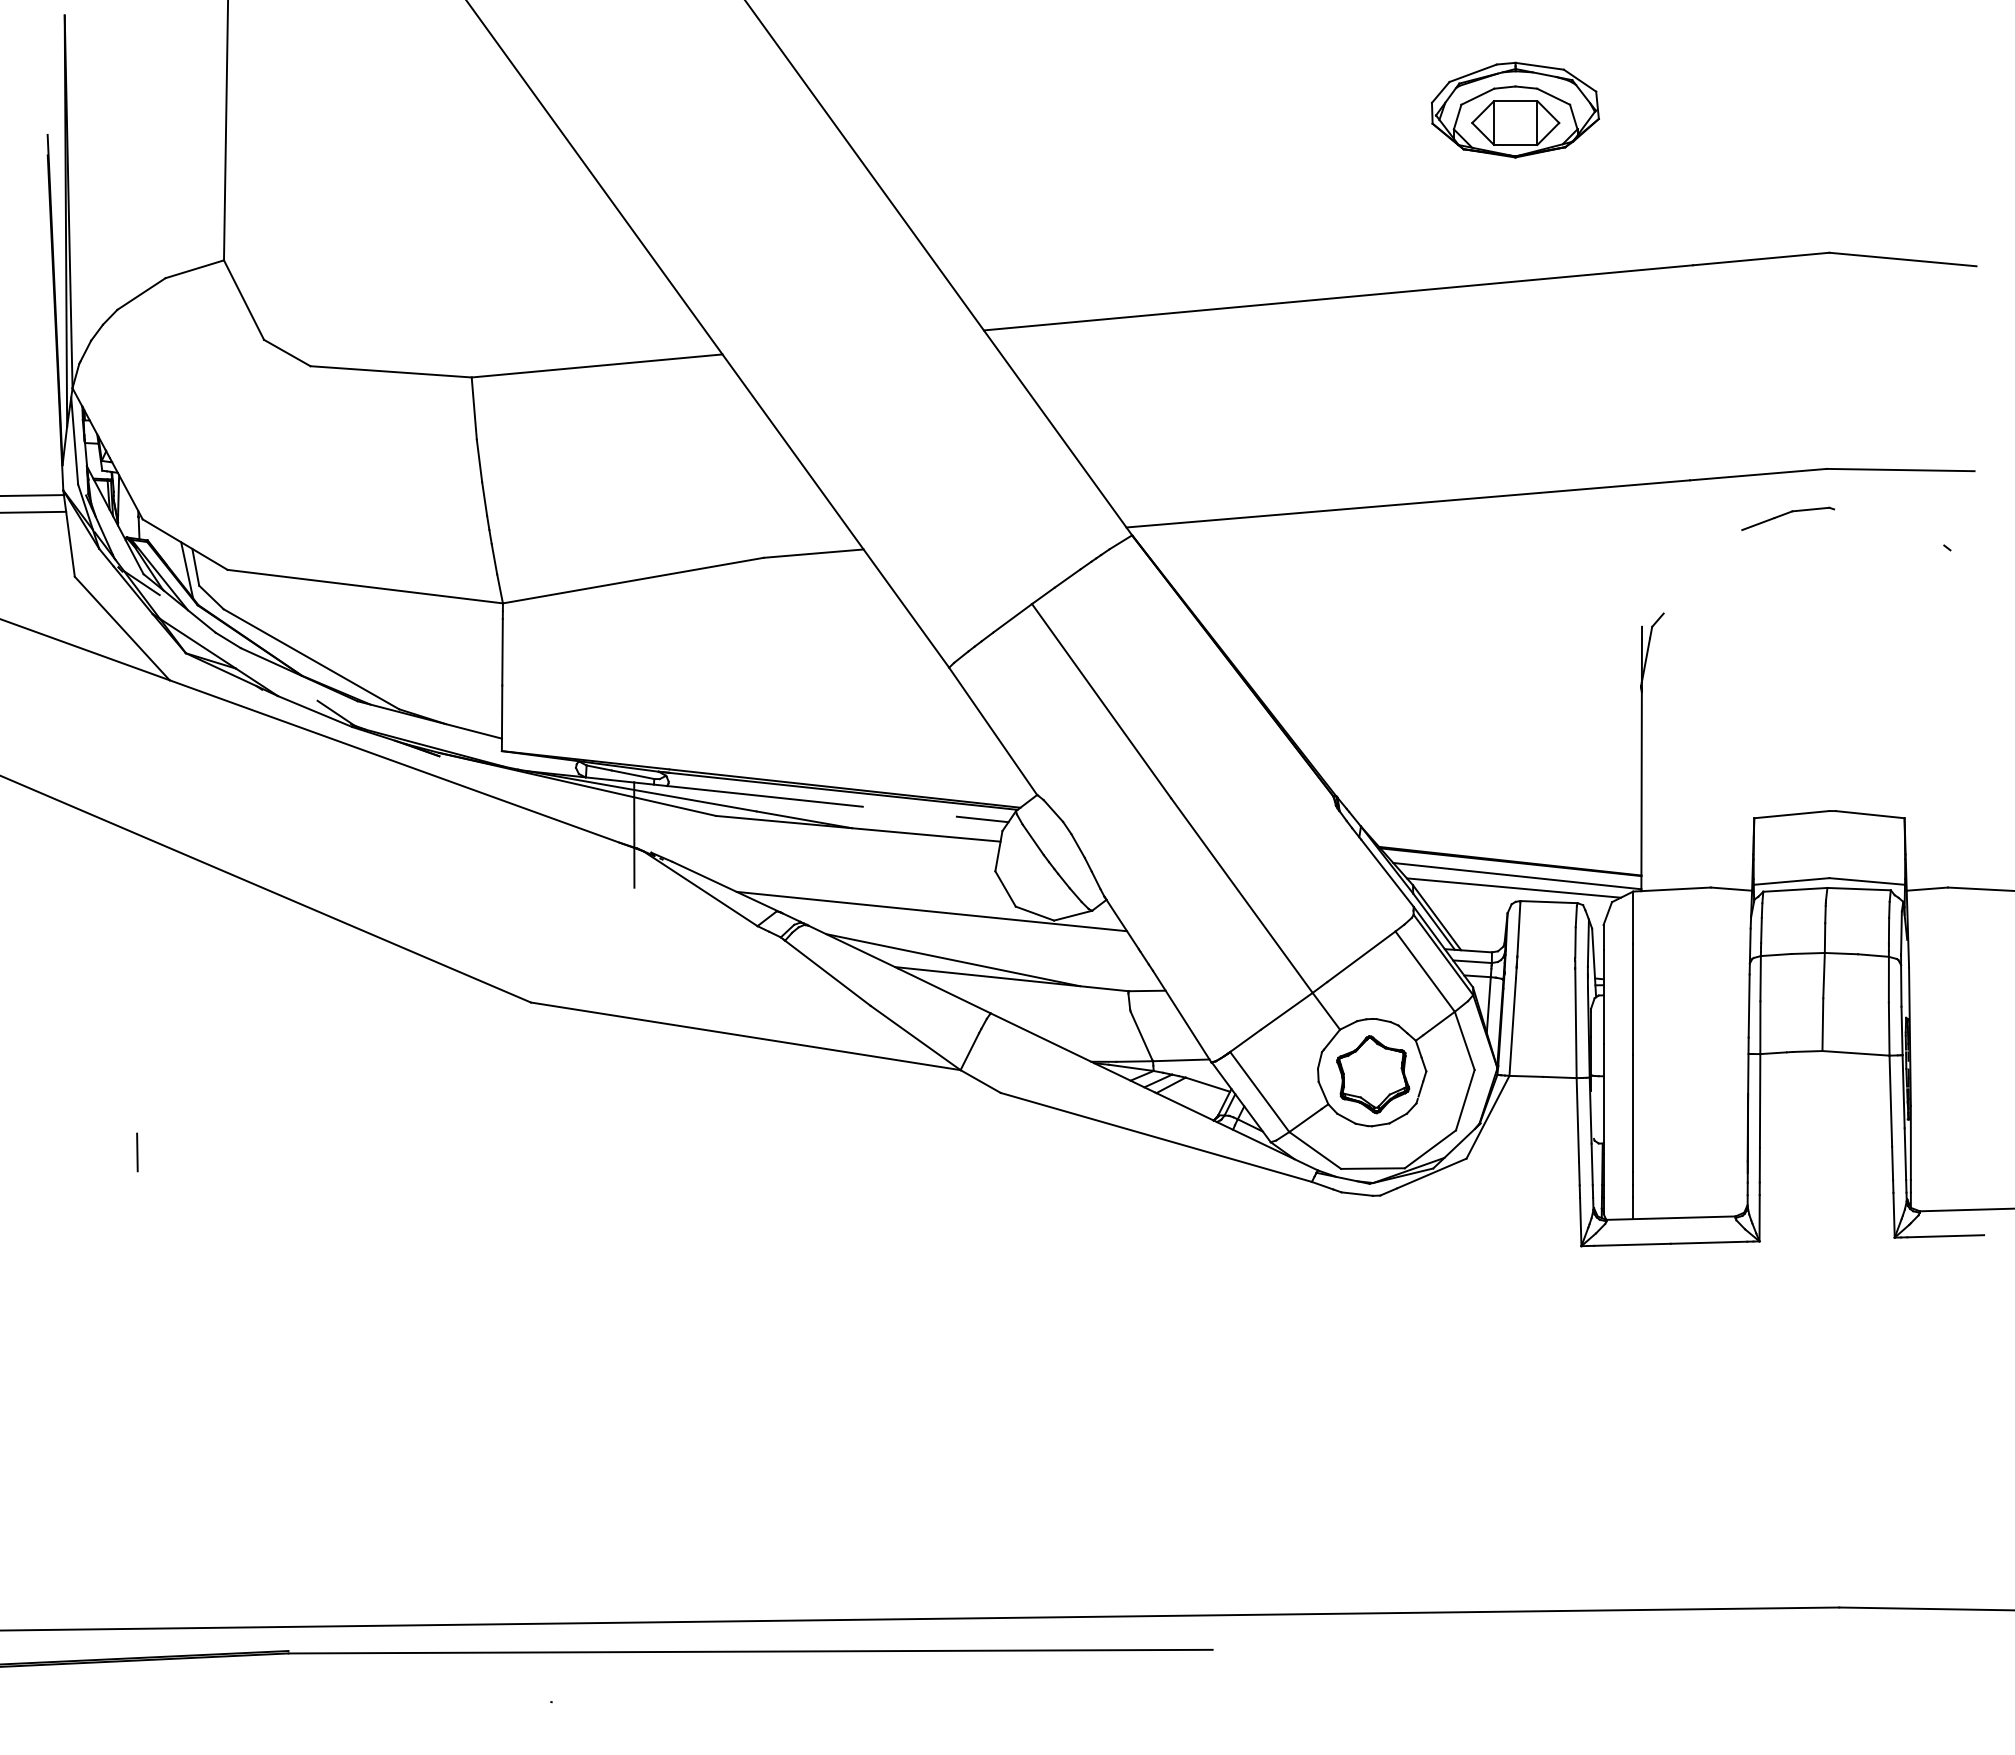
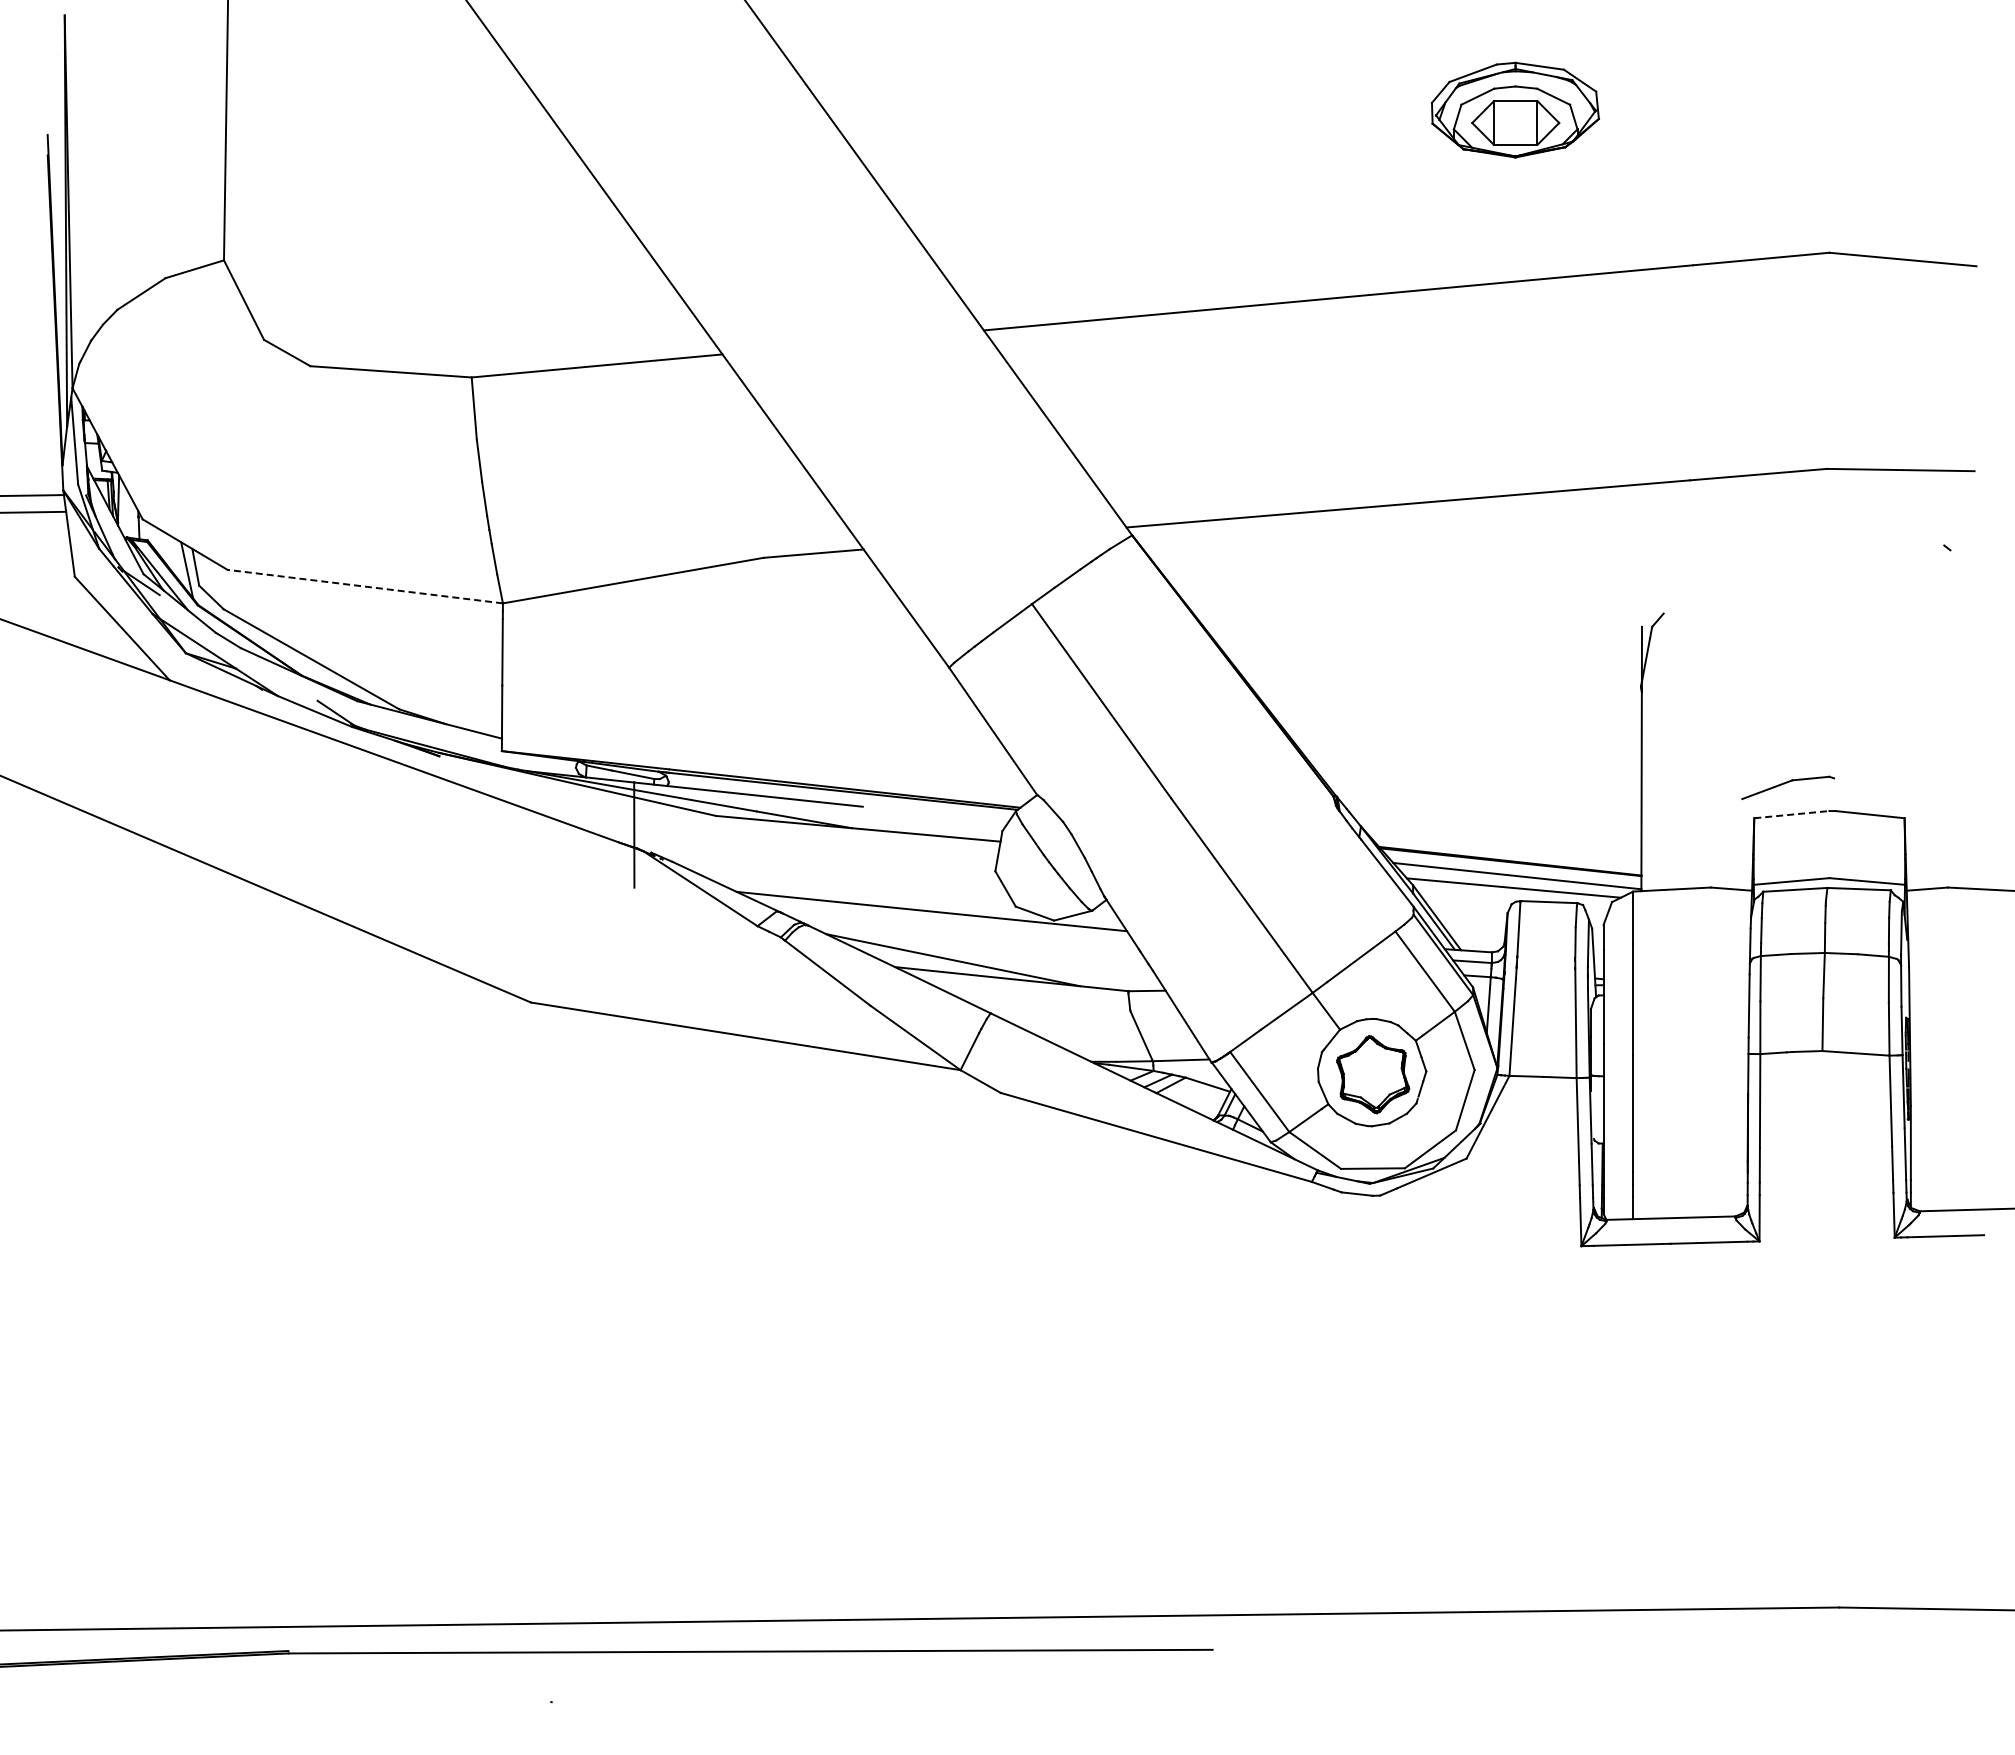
part position: (1787, 518) -> (1787, 787) (1787, 787)
line: solid -> dashed (365, 586)
line: solid -> dashed (1791, 814)
line: present -> none (982, 819)
line: present -> none (137, 1152)
